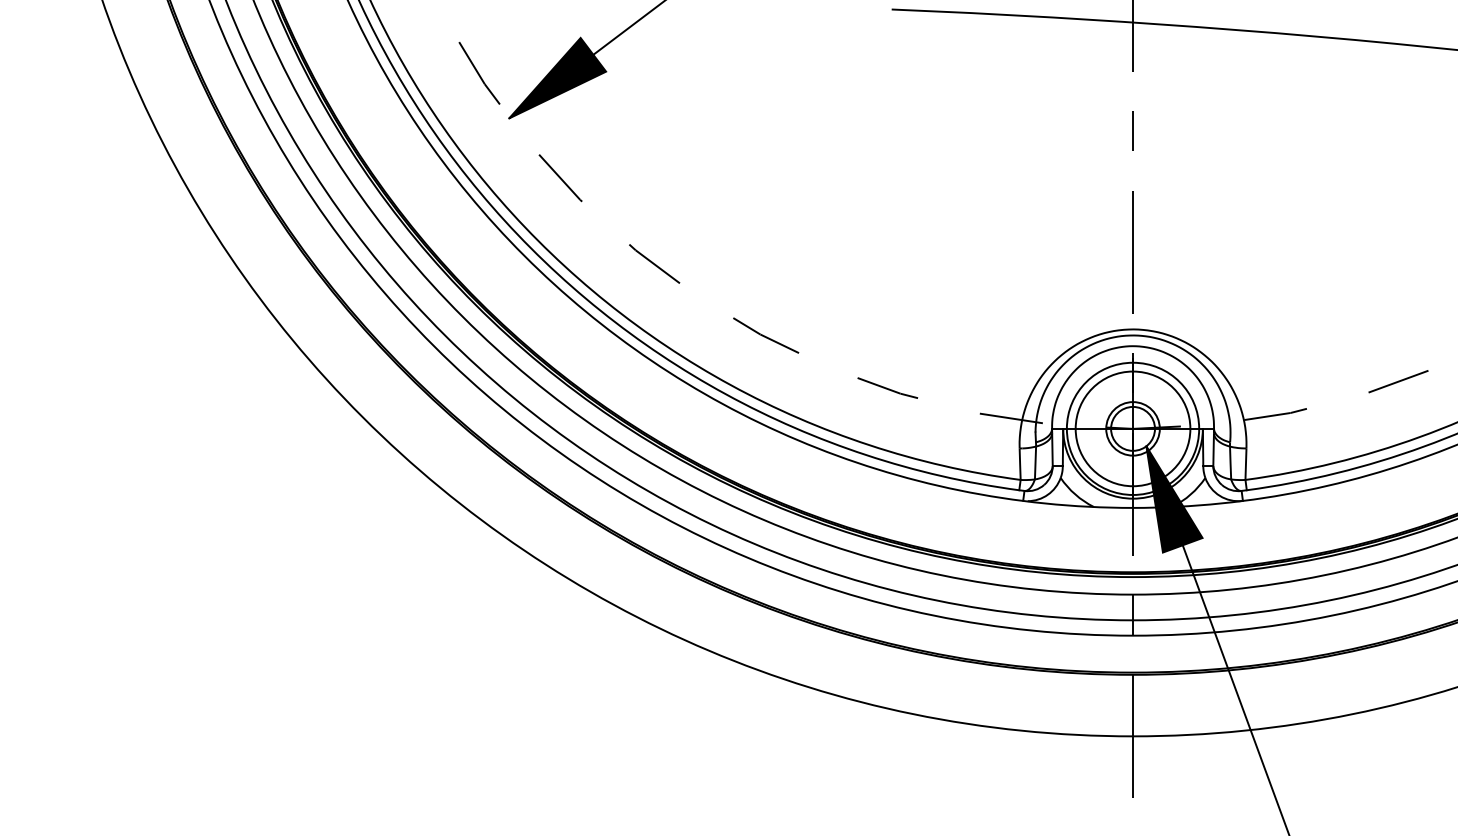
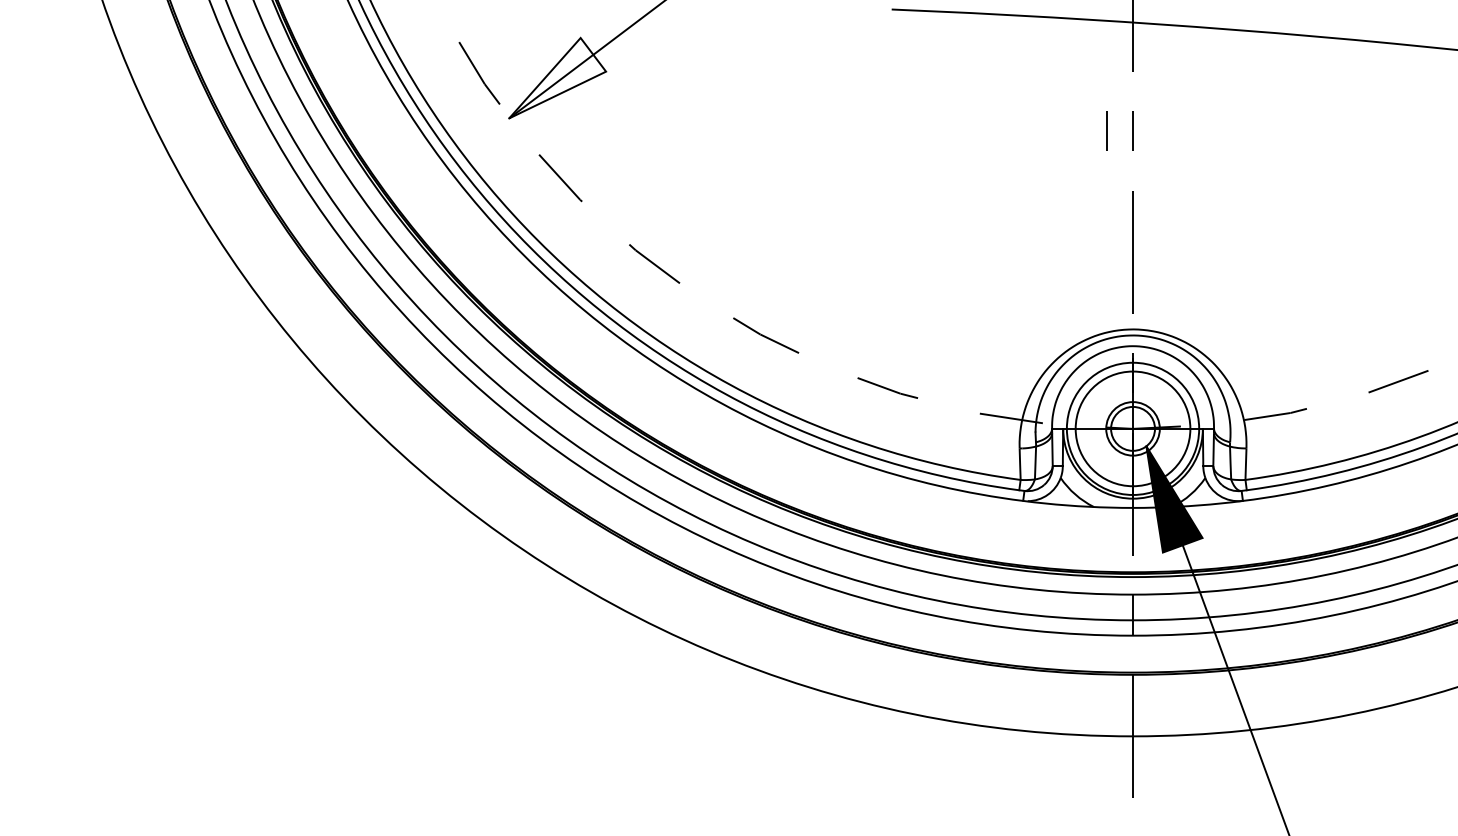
fill: present -> none (557, 78)
line: none -> present (1106, 130)
